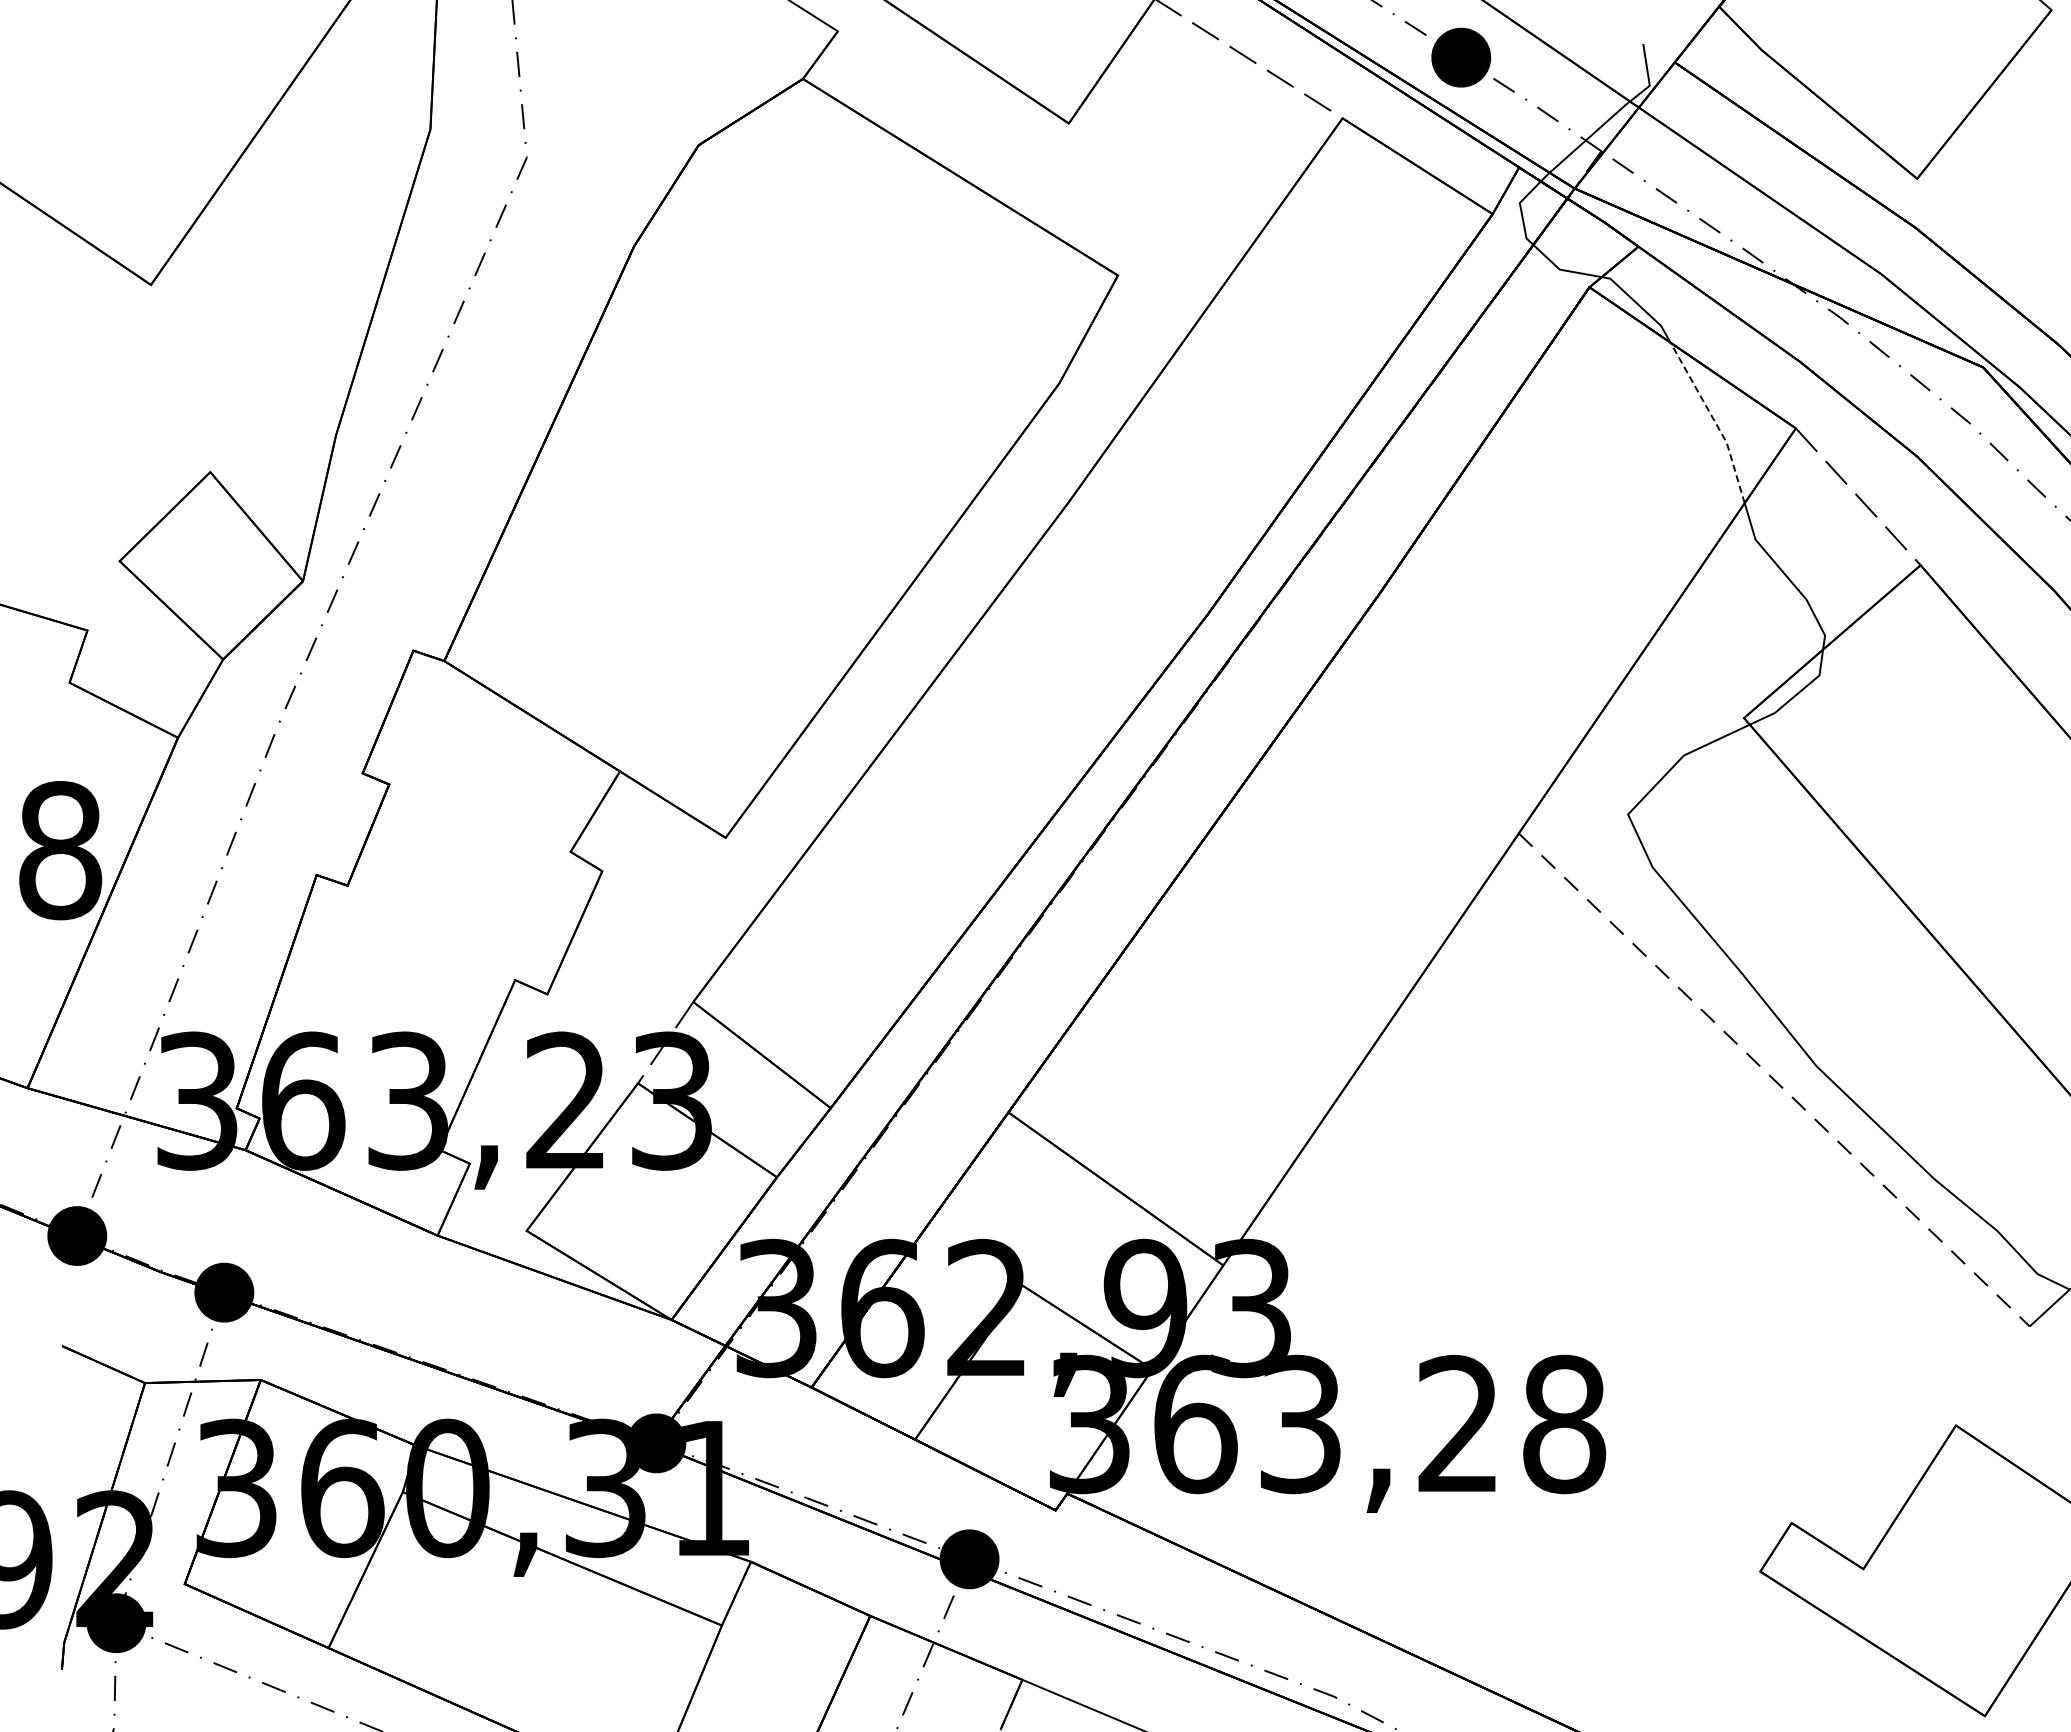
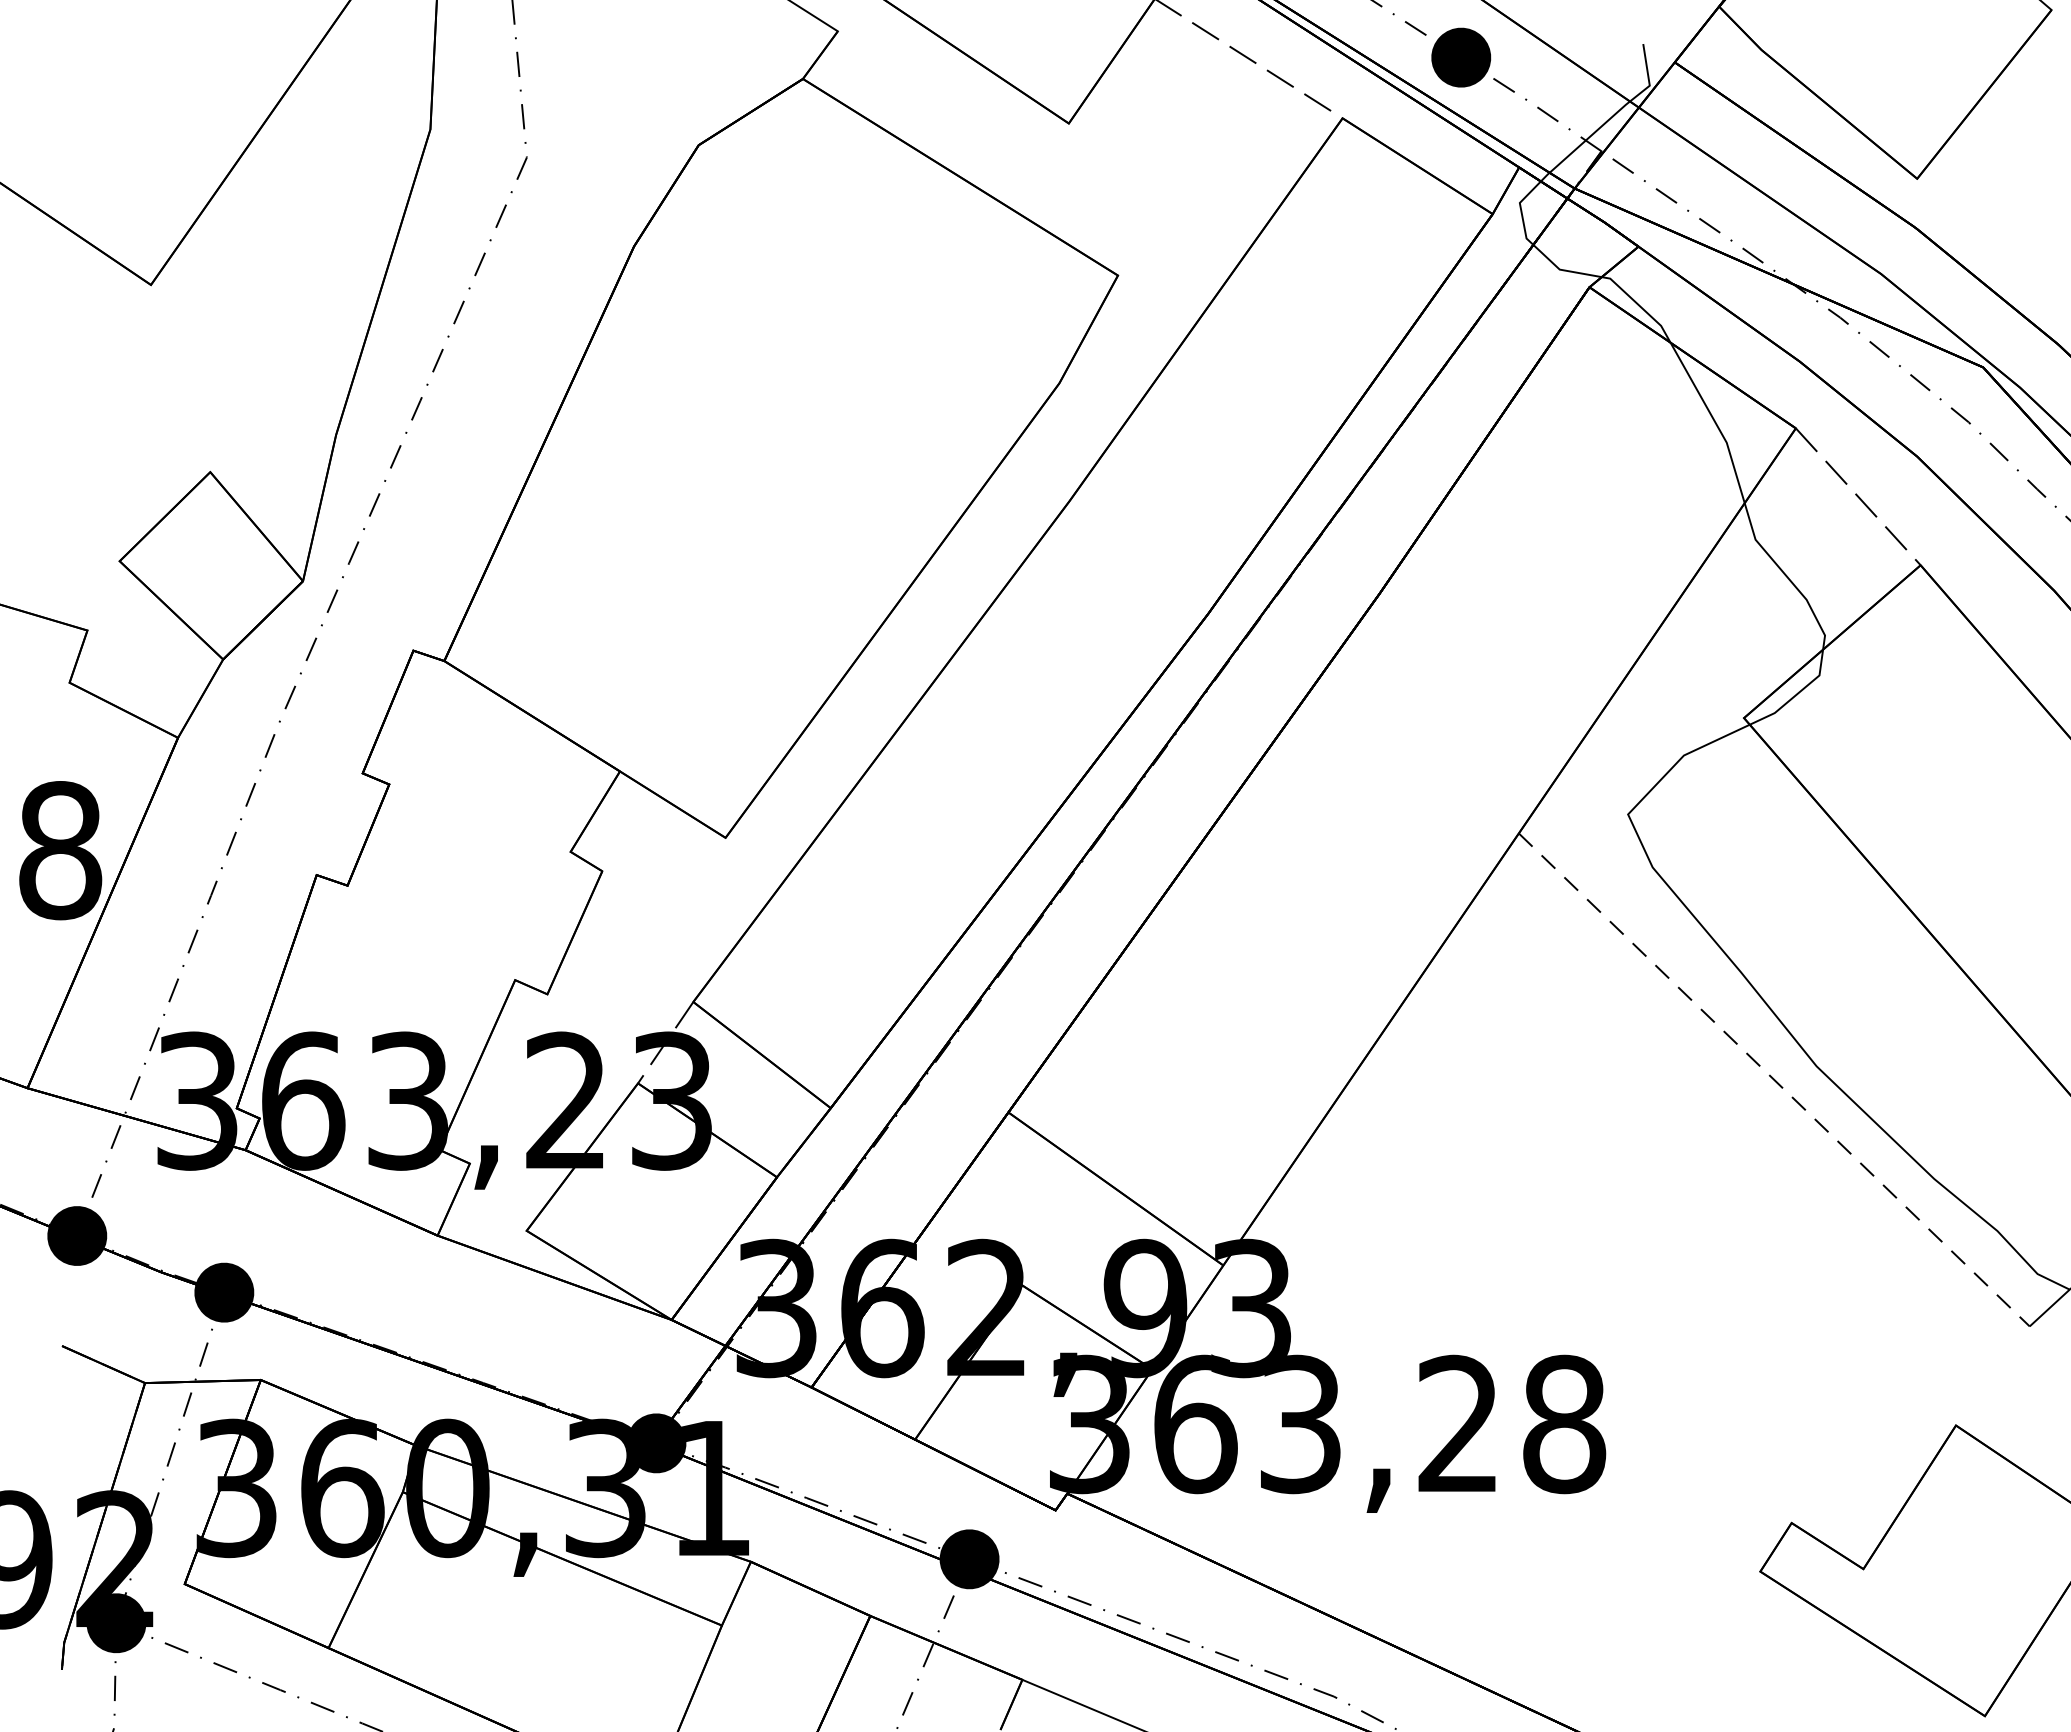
line: dashed -> solid (1714, 421)
